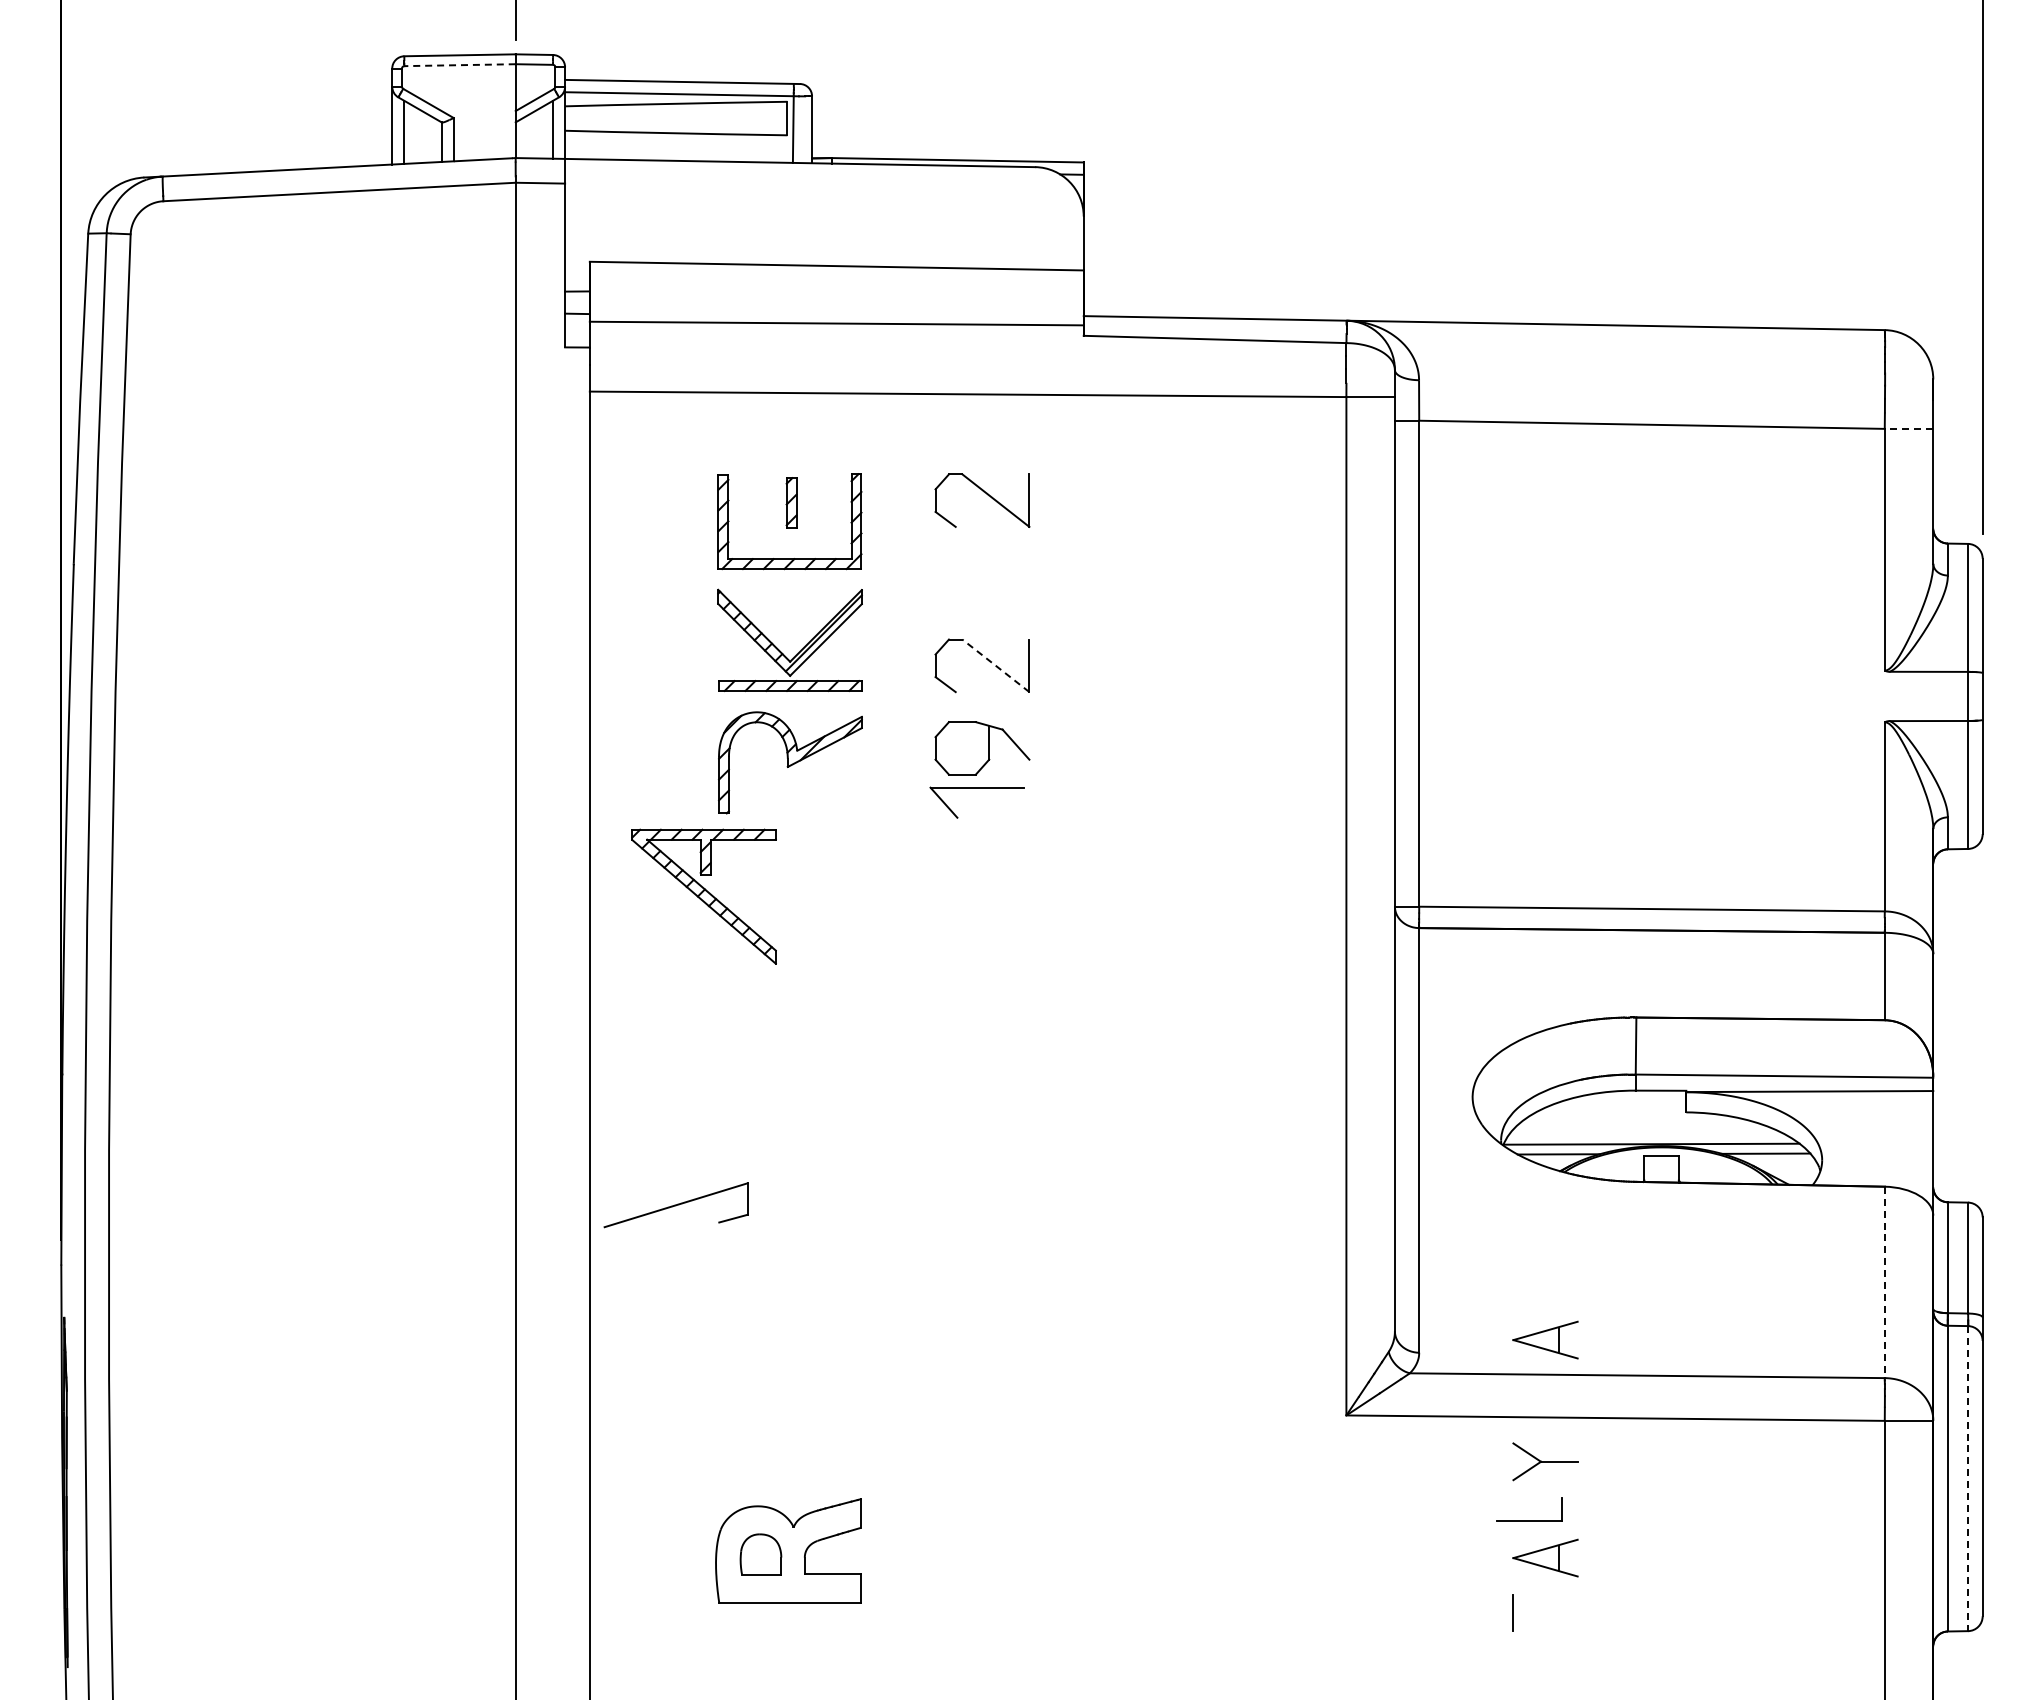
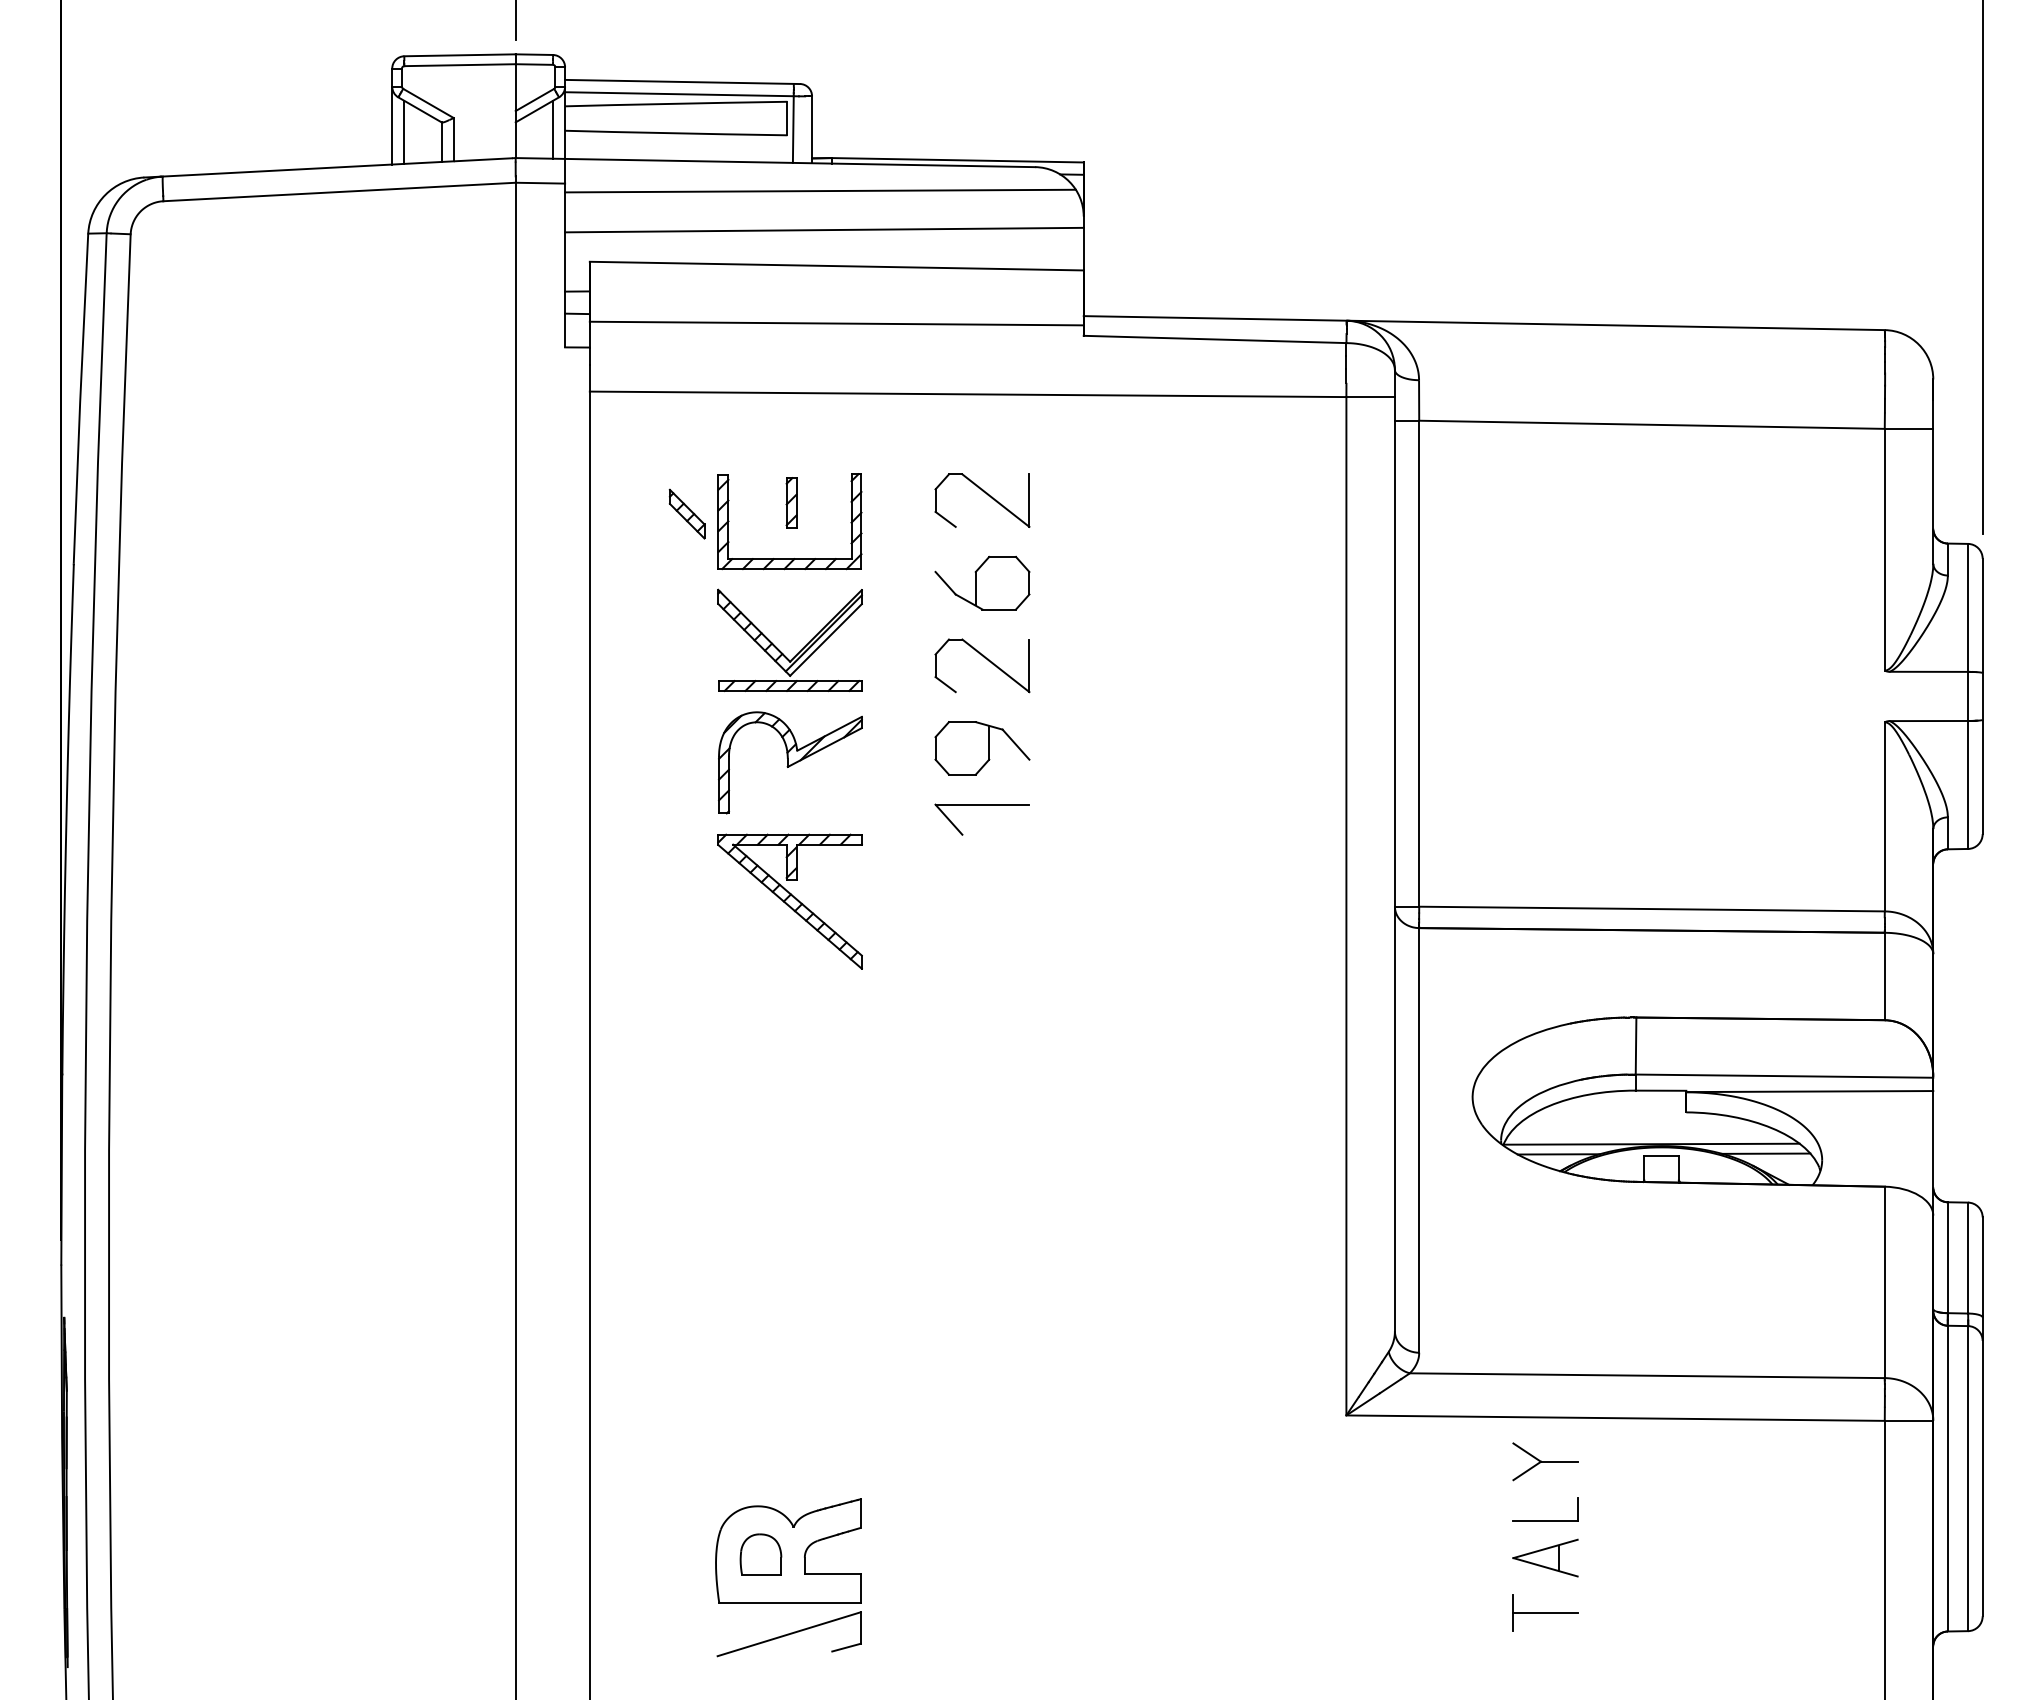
line: dashed -> solid (460, 65)
line: none -> present (820, 190)
line: none -> present (824, 229)
line: dashed -> solid (1908, 428)
part: none -> present (686, 513)
part: none -> present (982, 582)
line: dashed -> solid (995, 665)
part position: (976, 788) -> (981, 805) (981, 805)
part position: (703, 896) -> (789, 901) (789, 901)
part position: (675, 1205) -> (788, 1634) (788, 1634)
line: dashed -> solid (1884, 1282)
part: present -> none (1545, 1339)
line: dashed -> solid (1968, 1478)
part position: (1529, 1520) -> (1545, 1520) (1545, 1520)
line: none -> present (1545, 1613)
